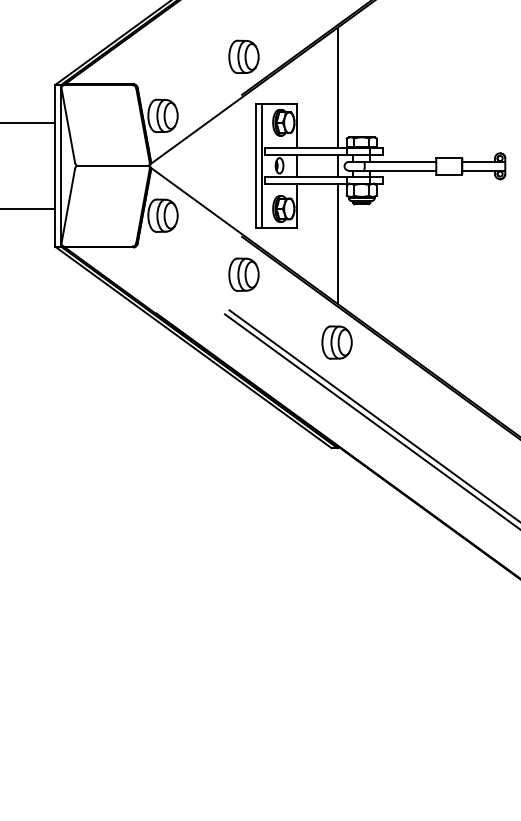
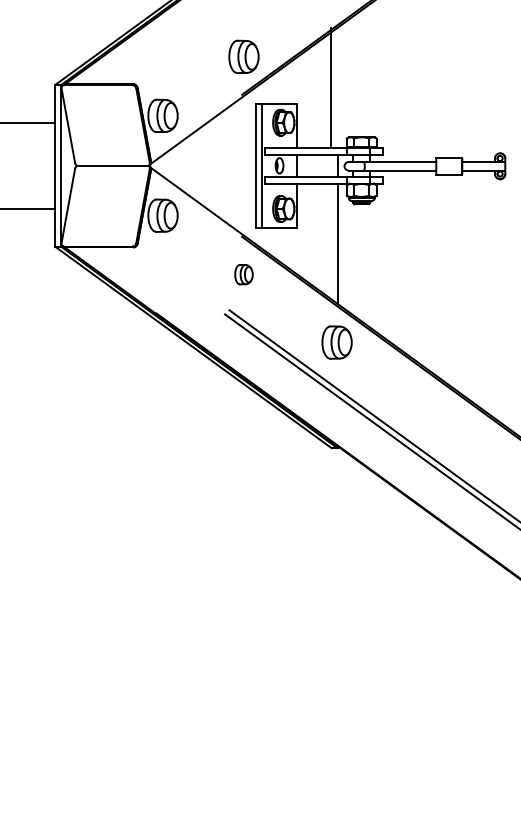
line position: (337, 87) -> (330, 87) (330, 87)
part size: 32x35 px -> 20x22 px (243, 274)
